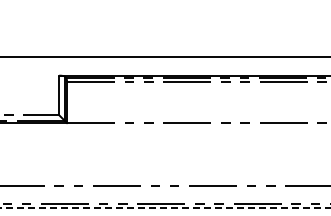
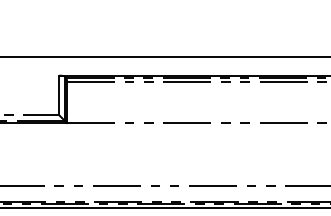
line: none -> present (164, 201)
line: dashed -> solid (166, 208)
